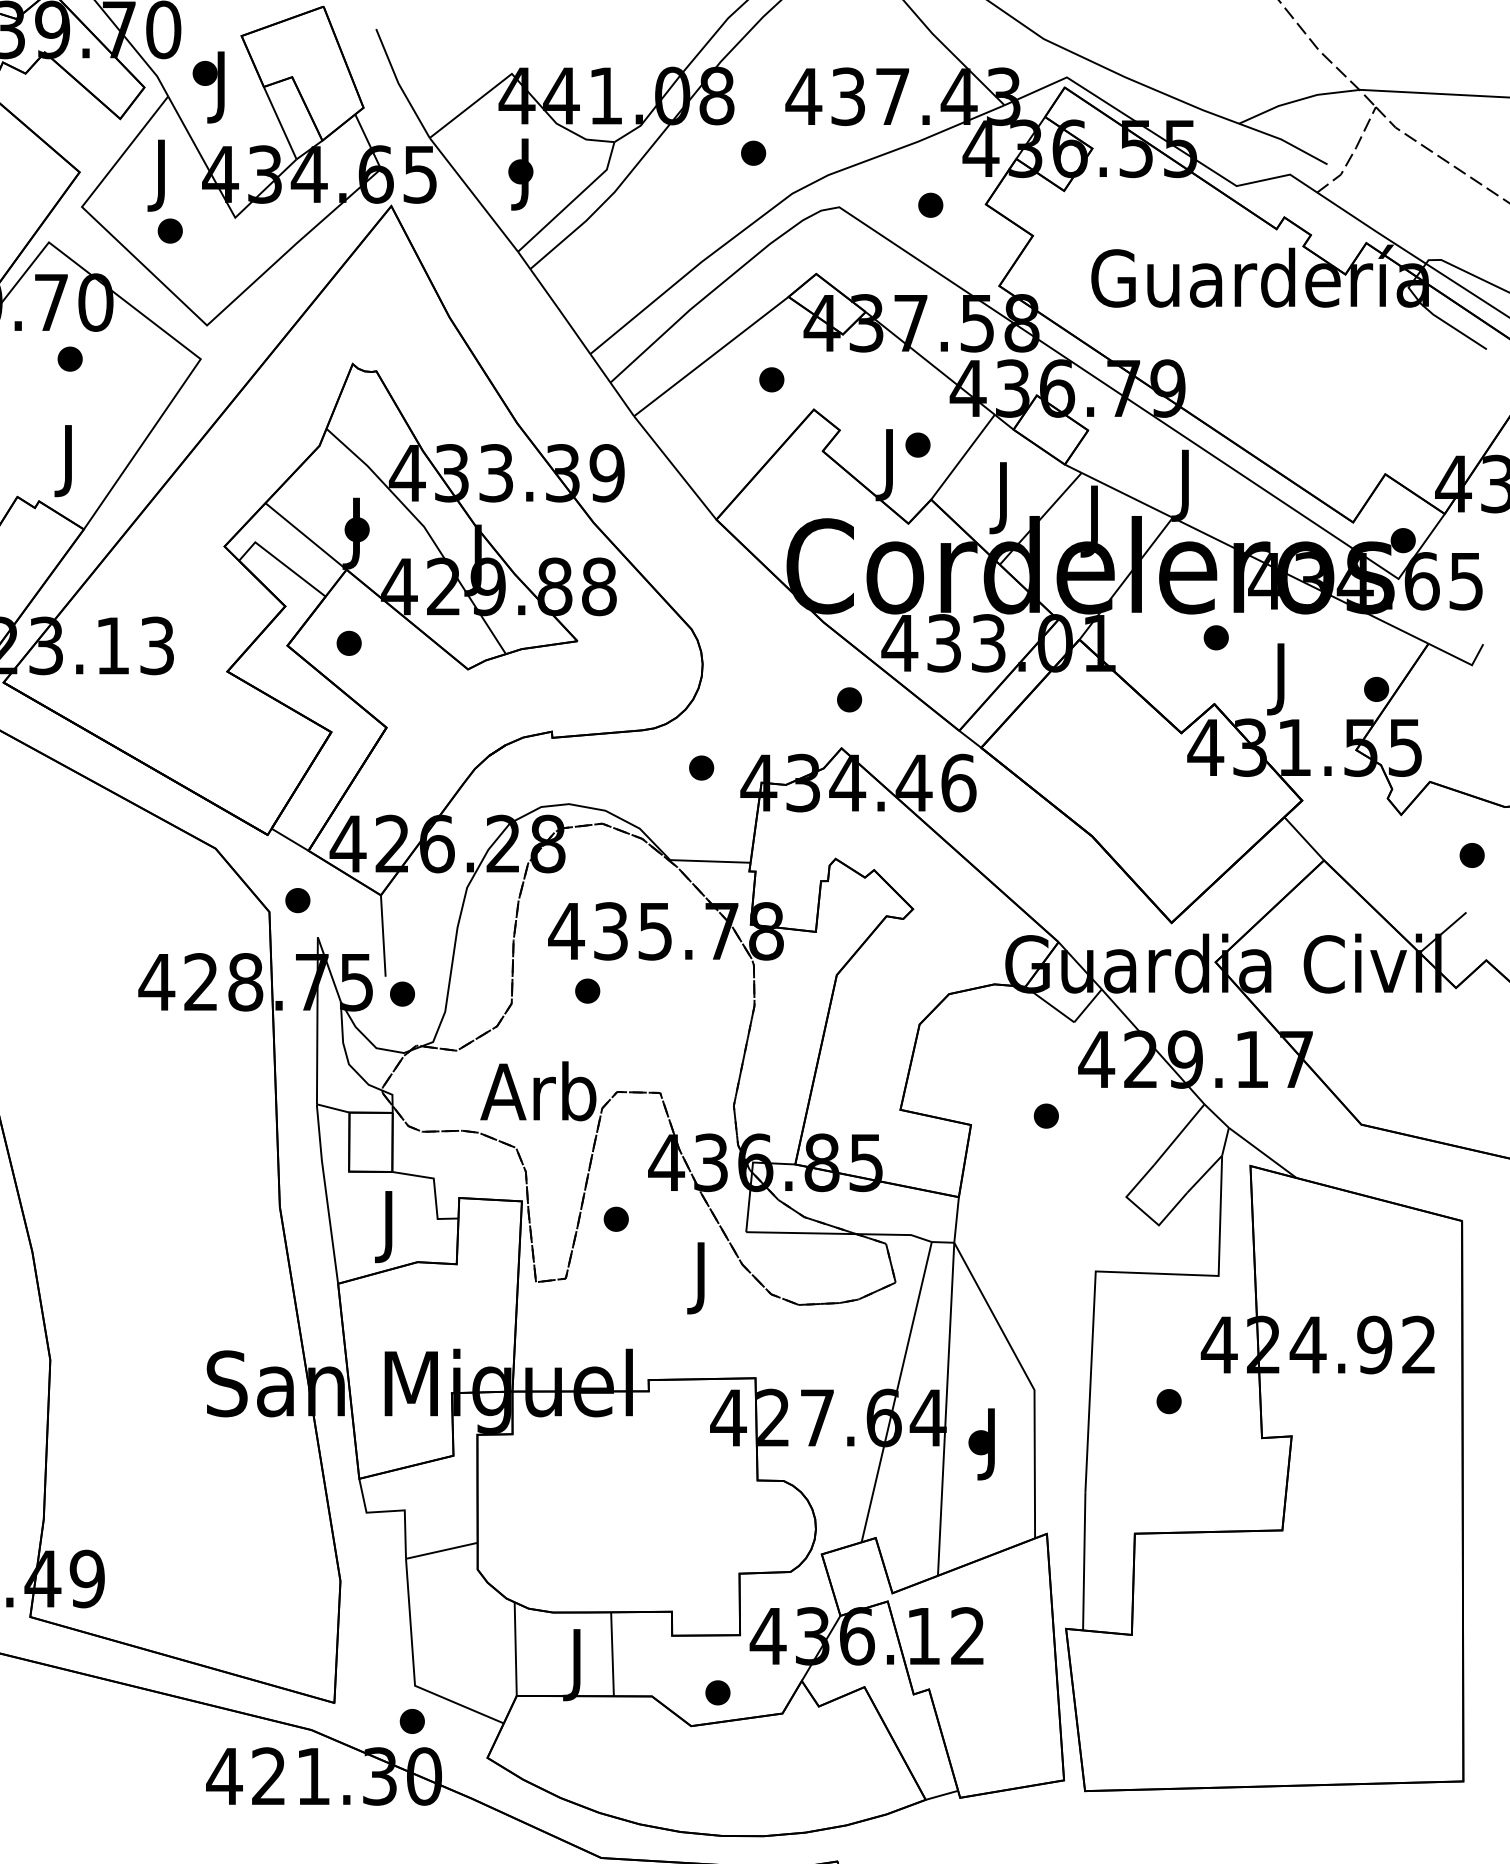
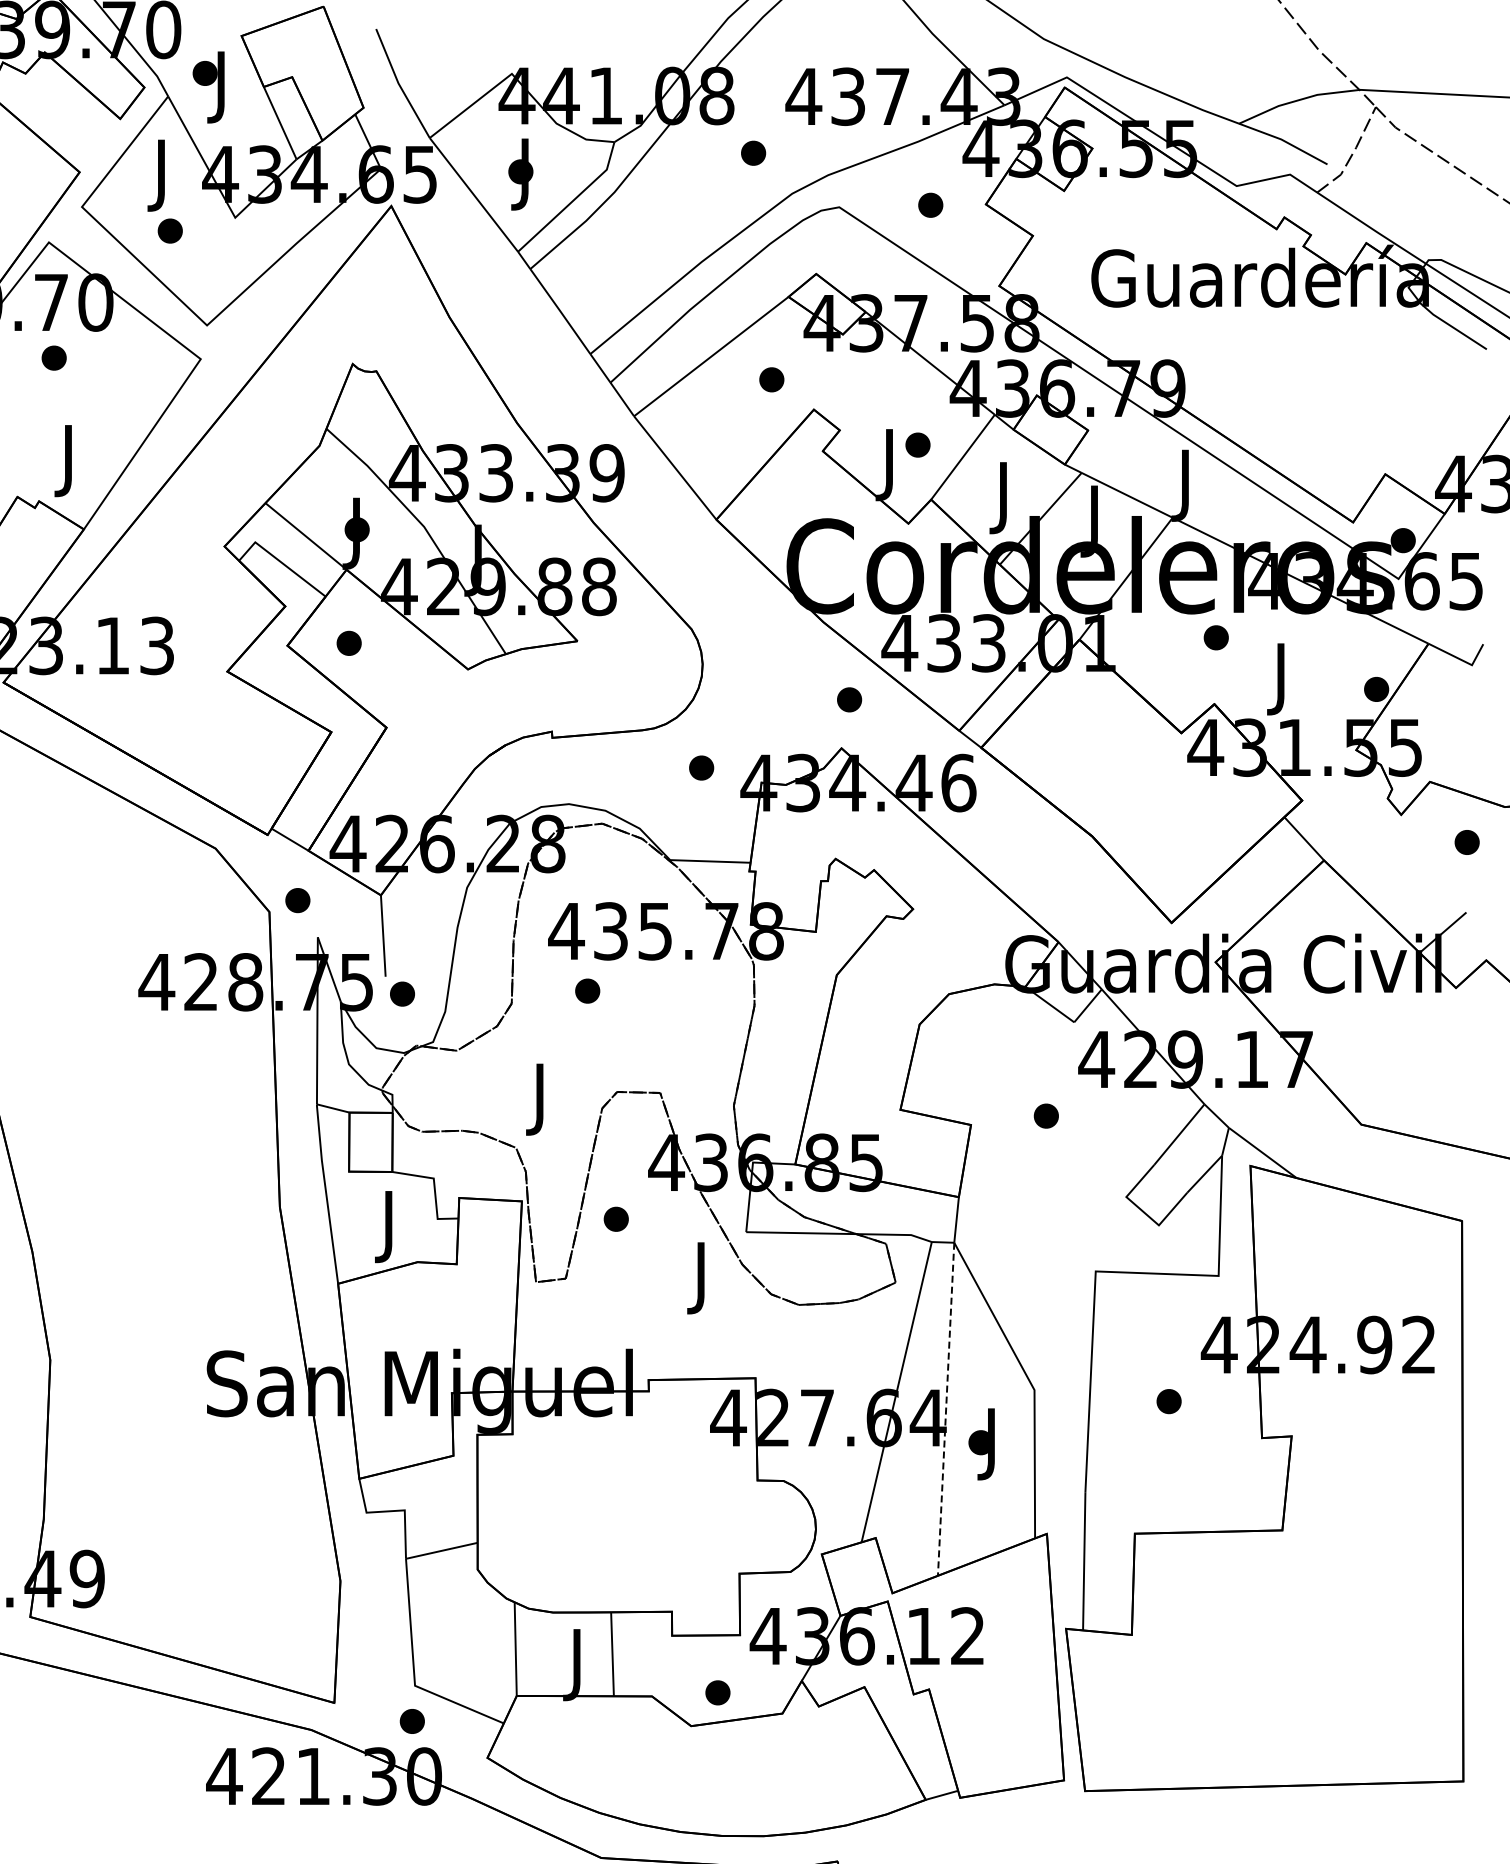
part position: (69, 358) -> (53, 357) (53, 357)
part position: (1471, 855) -> (1466, 842) (1466, 842)
text: Arb -> J (538, 1098)
line: solid -> dashed (946, 1409)
